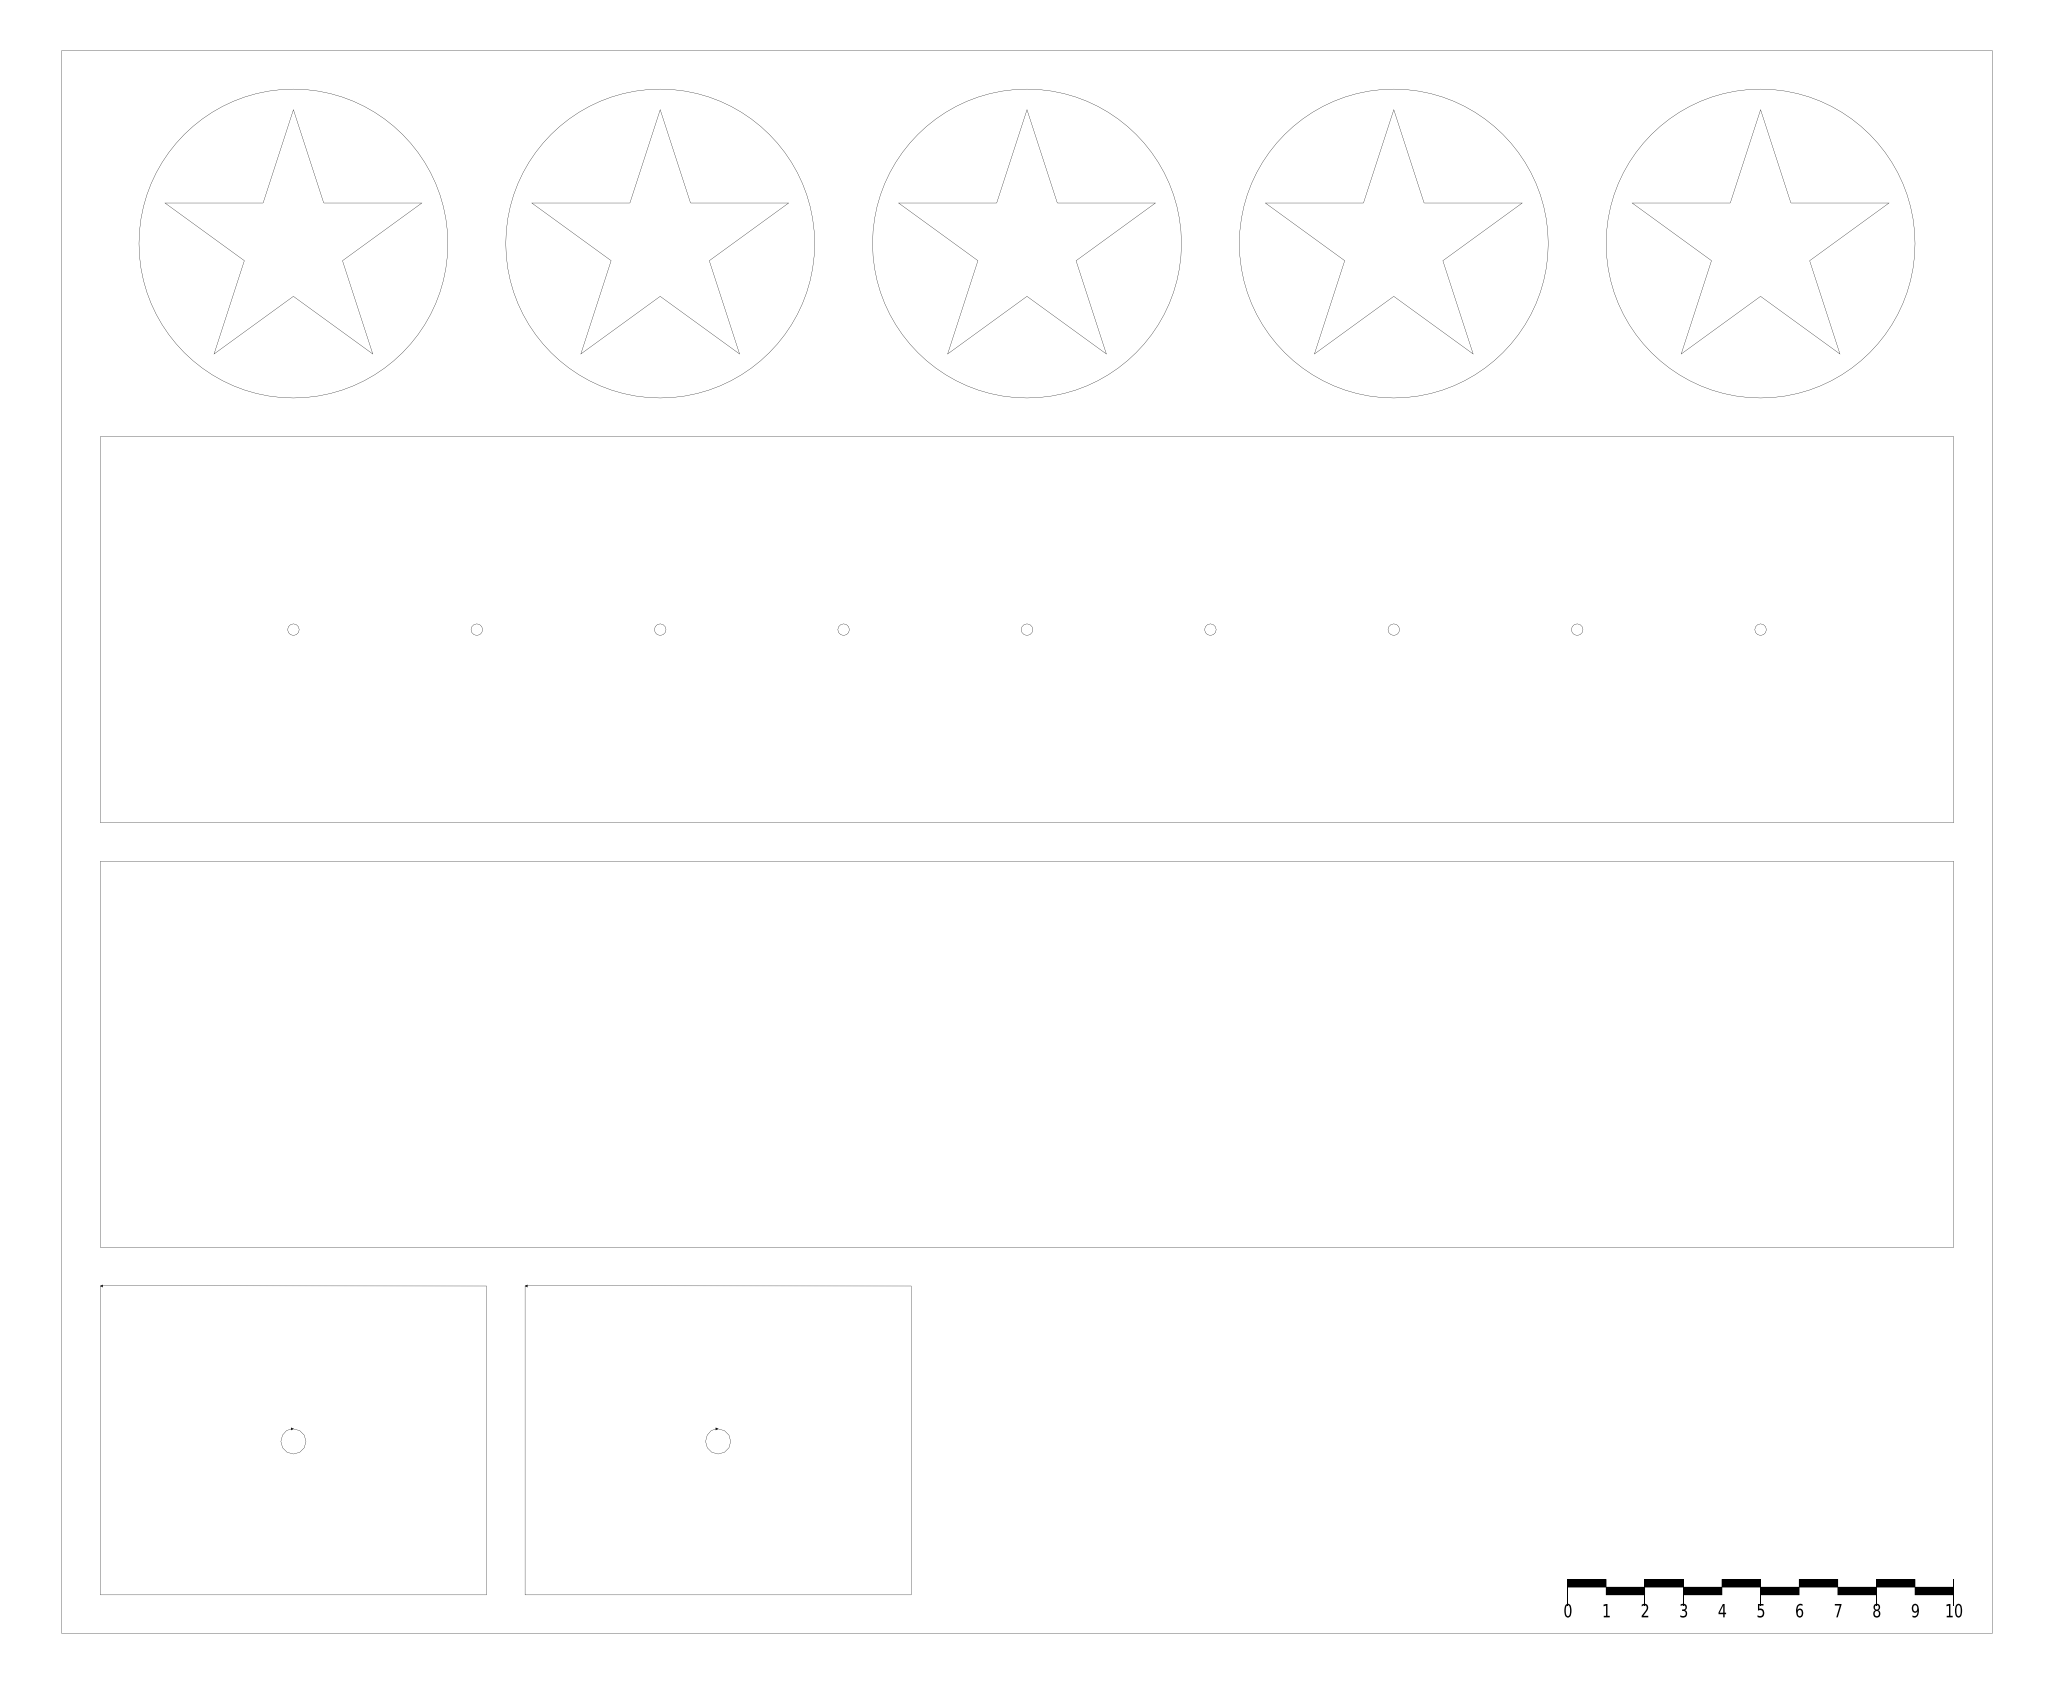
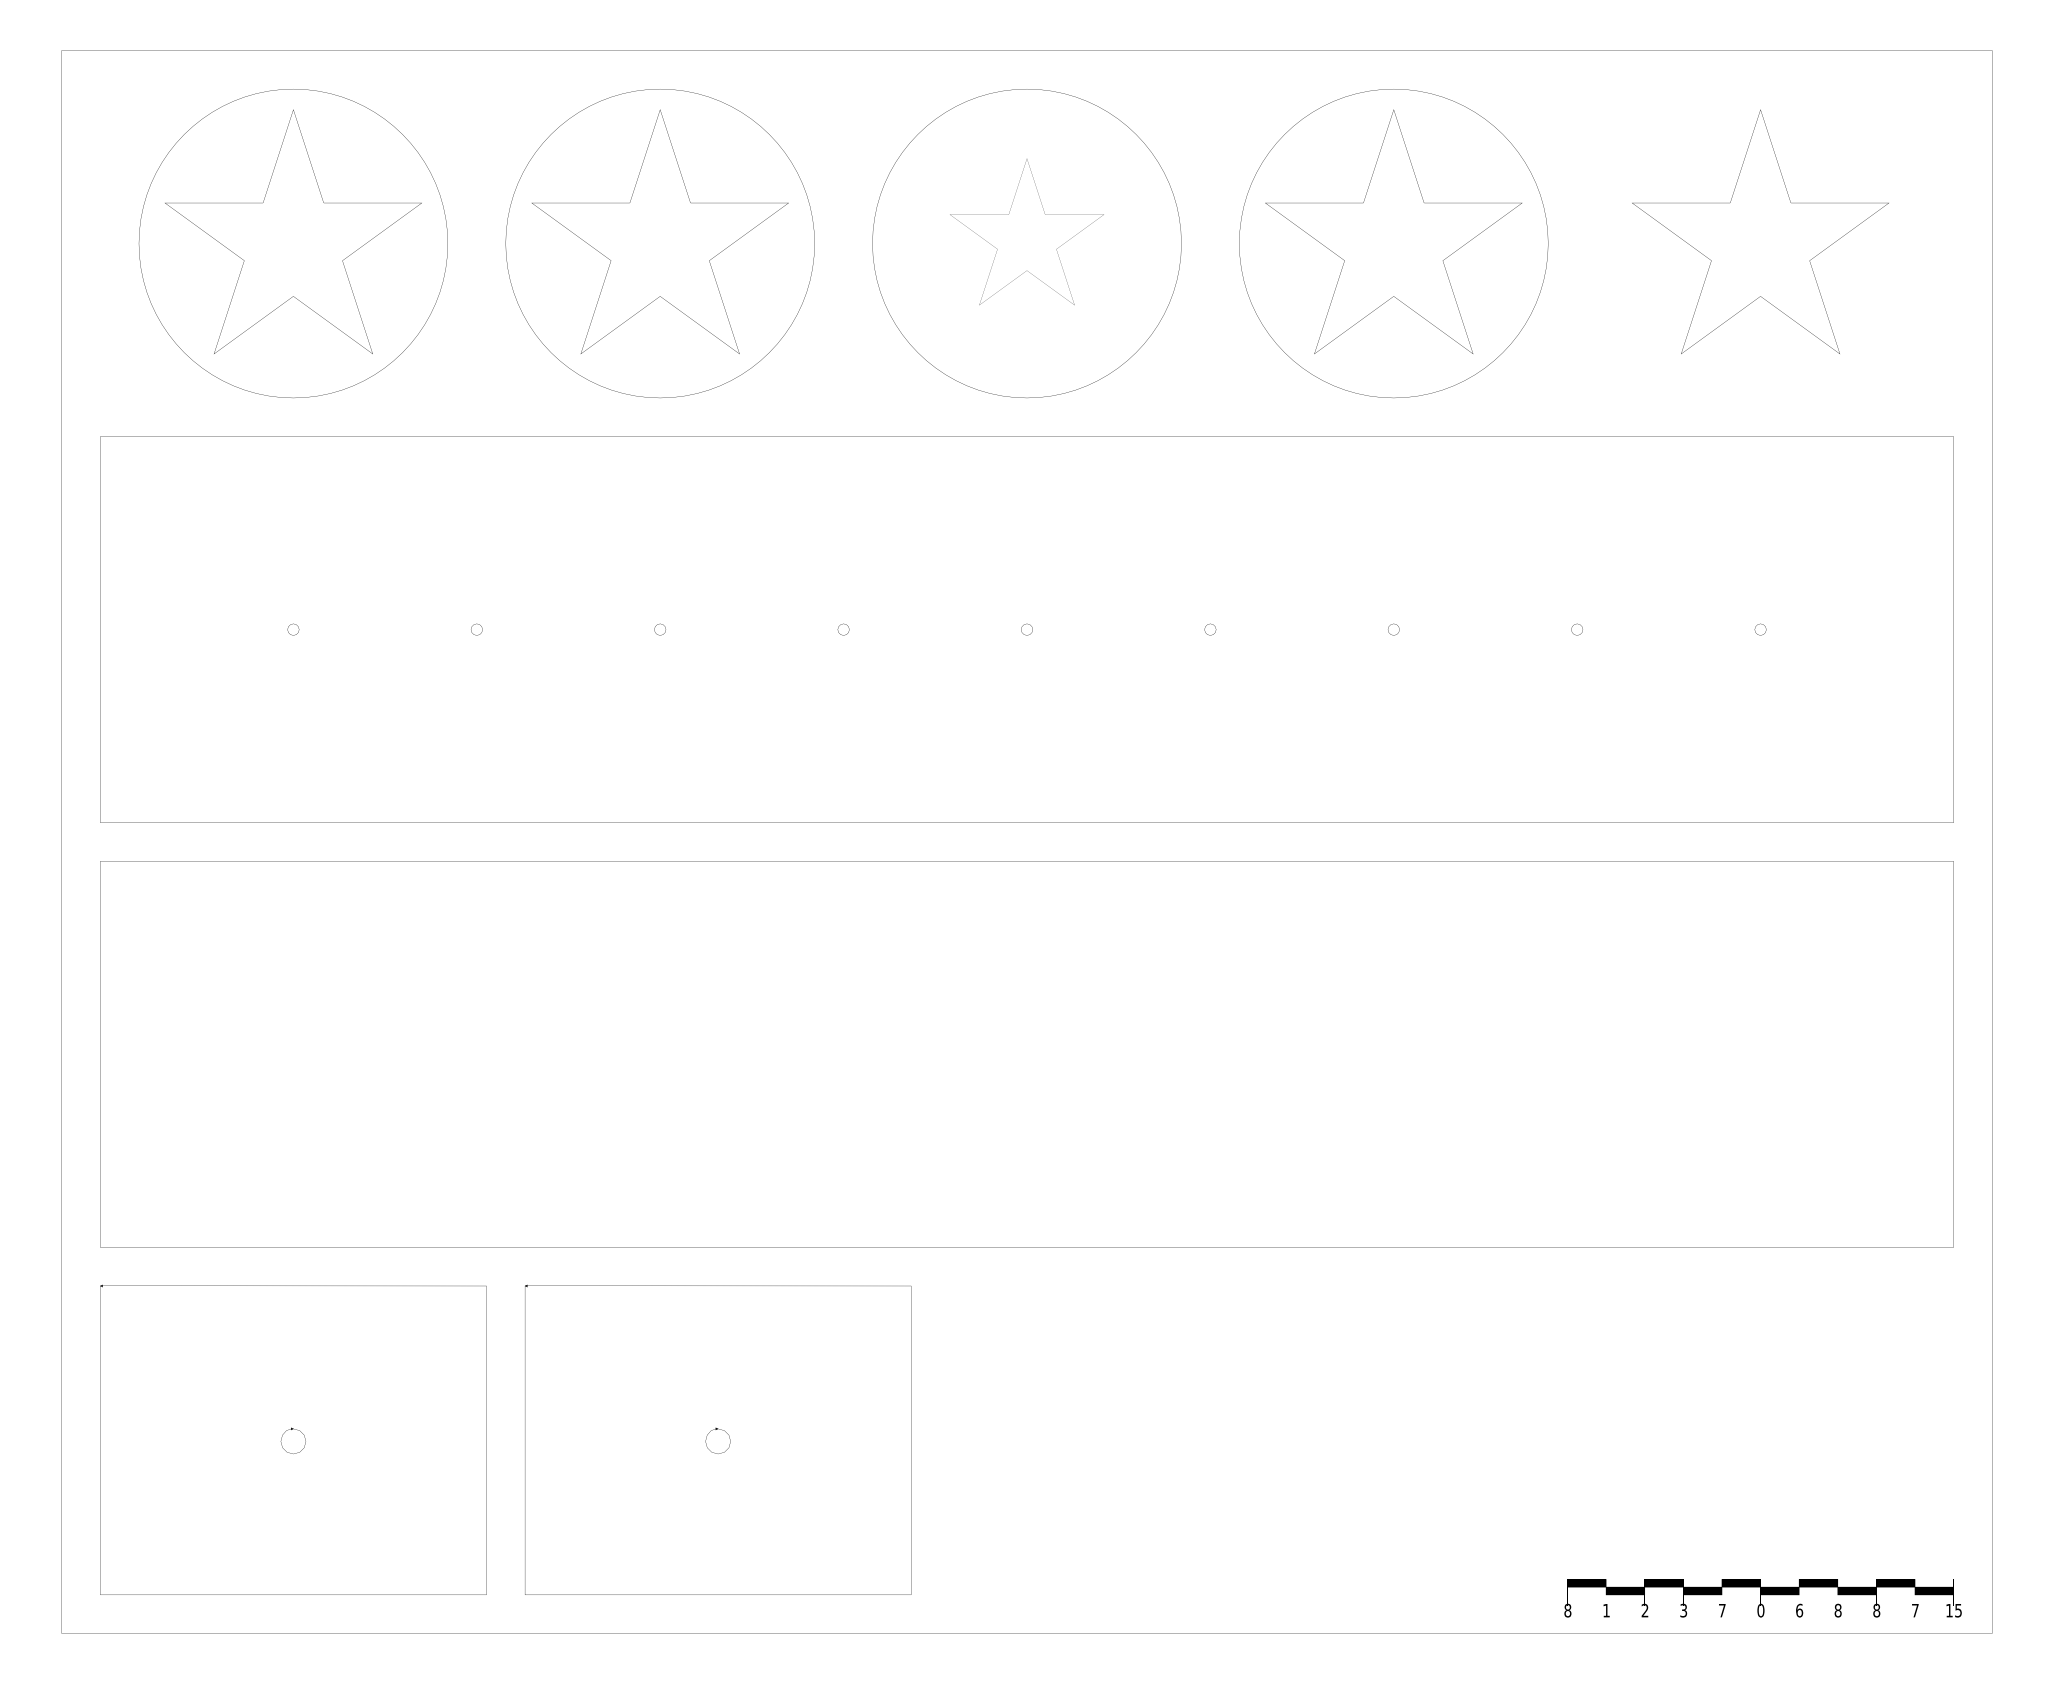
part size: 258x244 px -> 154x146 px (1026, 231)
part: present -> none (1760, 243)
text: 0 -> 8 (1567, 1610)
text: 4 -> 7 (1722, 1610)
text: 5 -> 0 (1760, 1610)
text: 7 -> 8 (1837, 1610)
text: 9 -> 7 (1914, 1610)
text: 10 -> 15 (1958, 1610)
